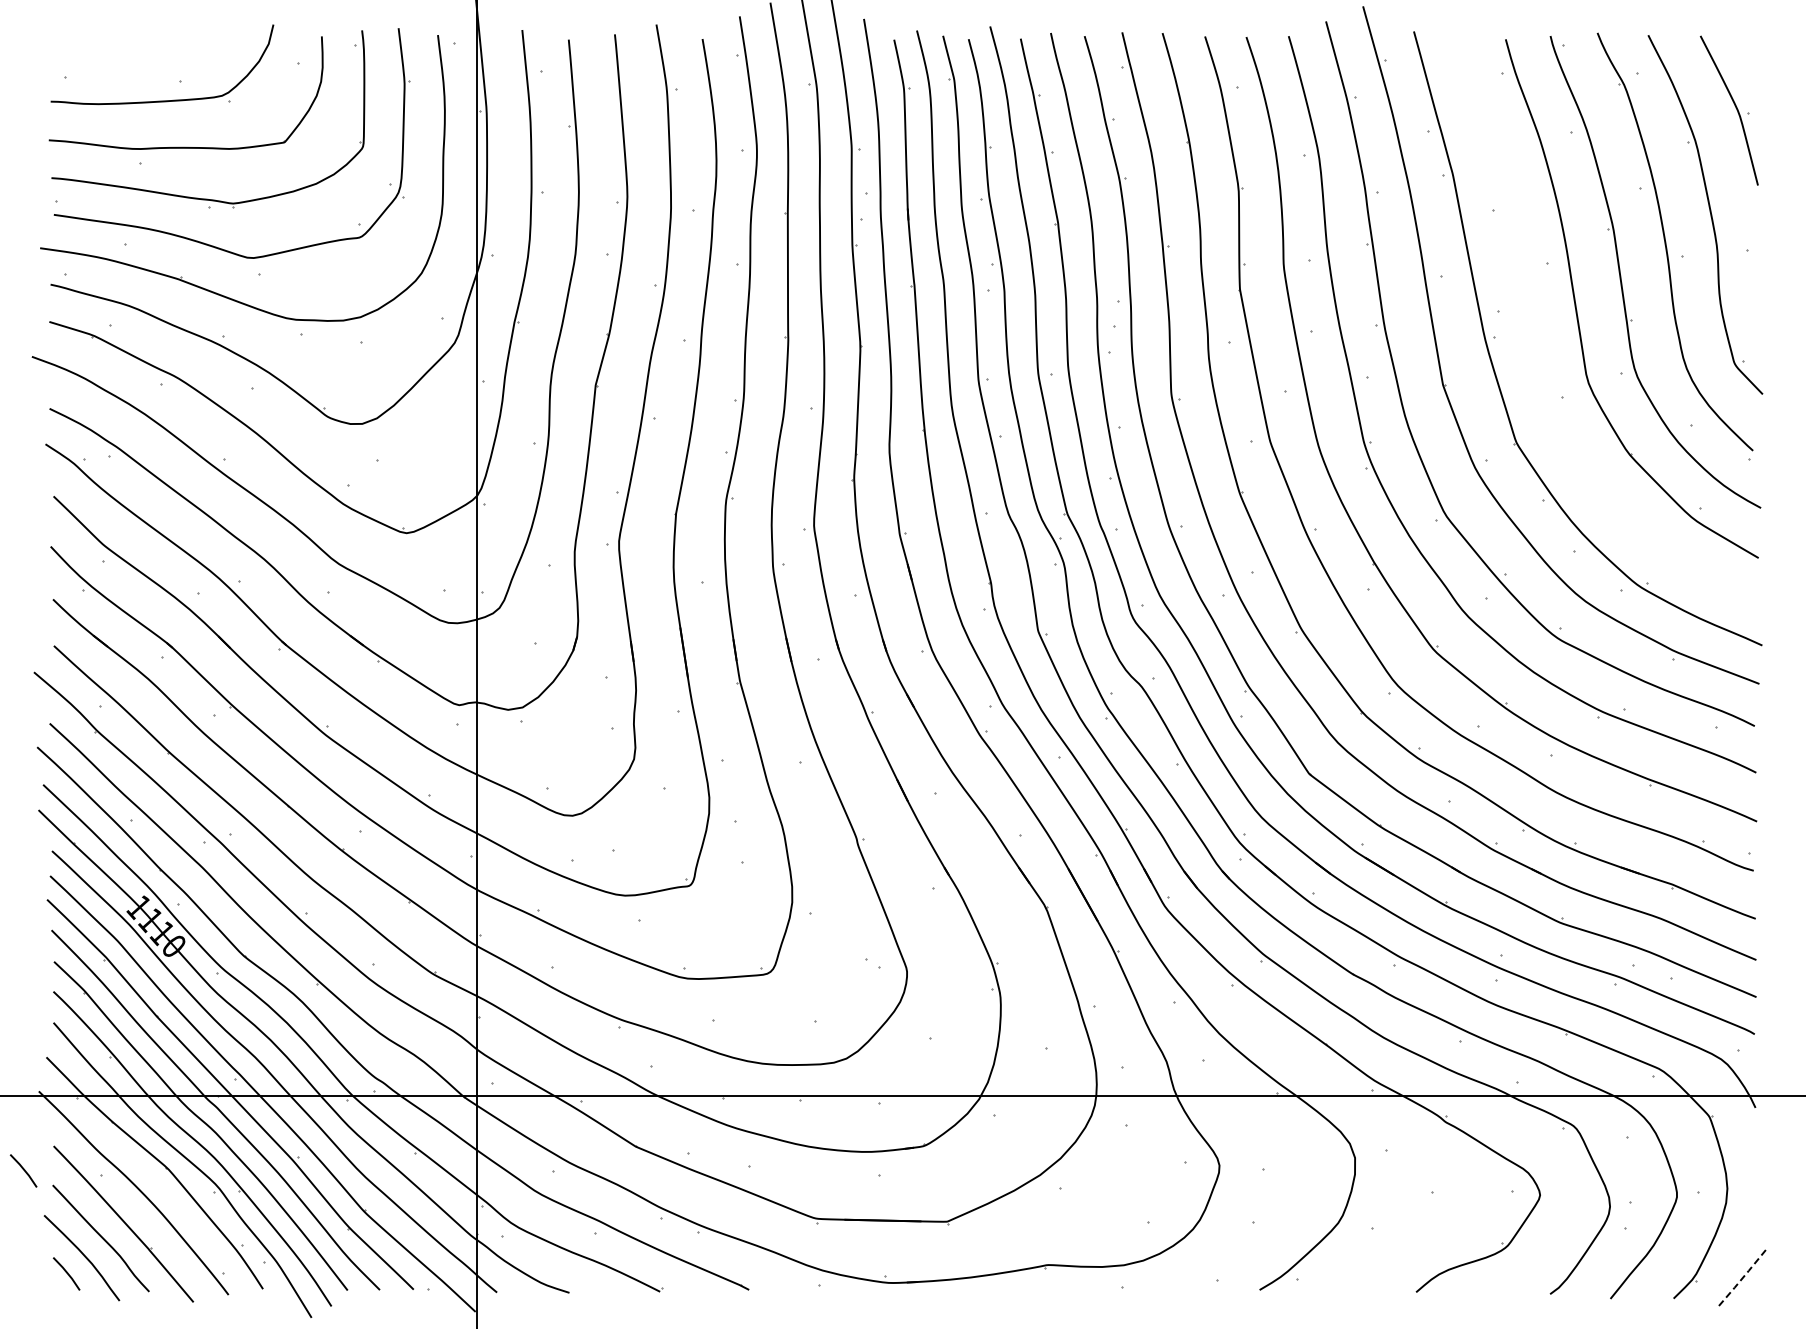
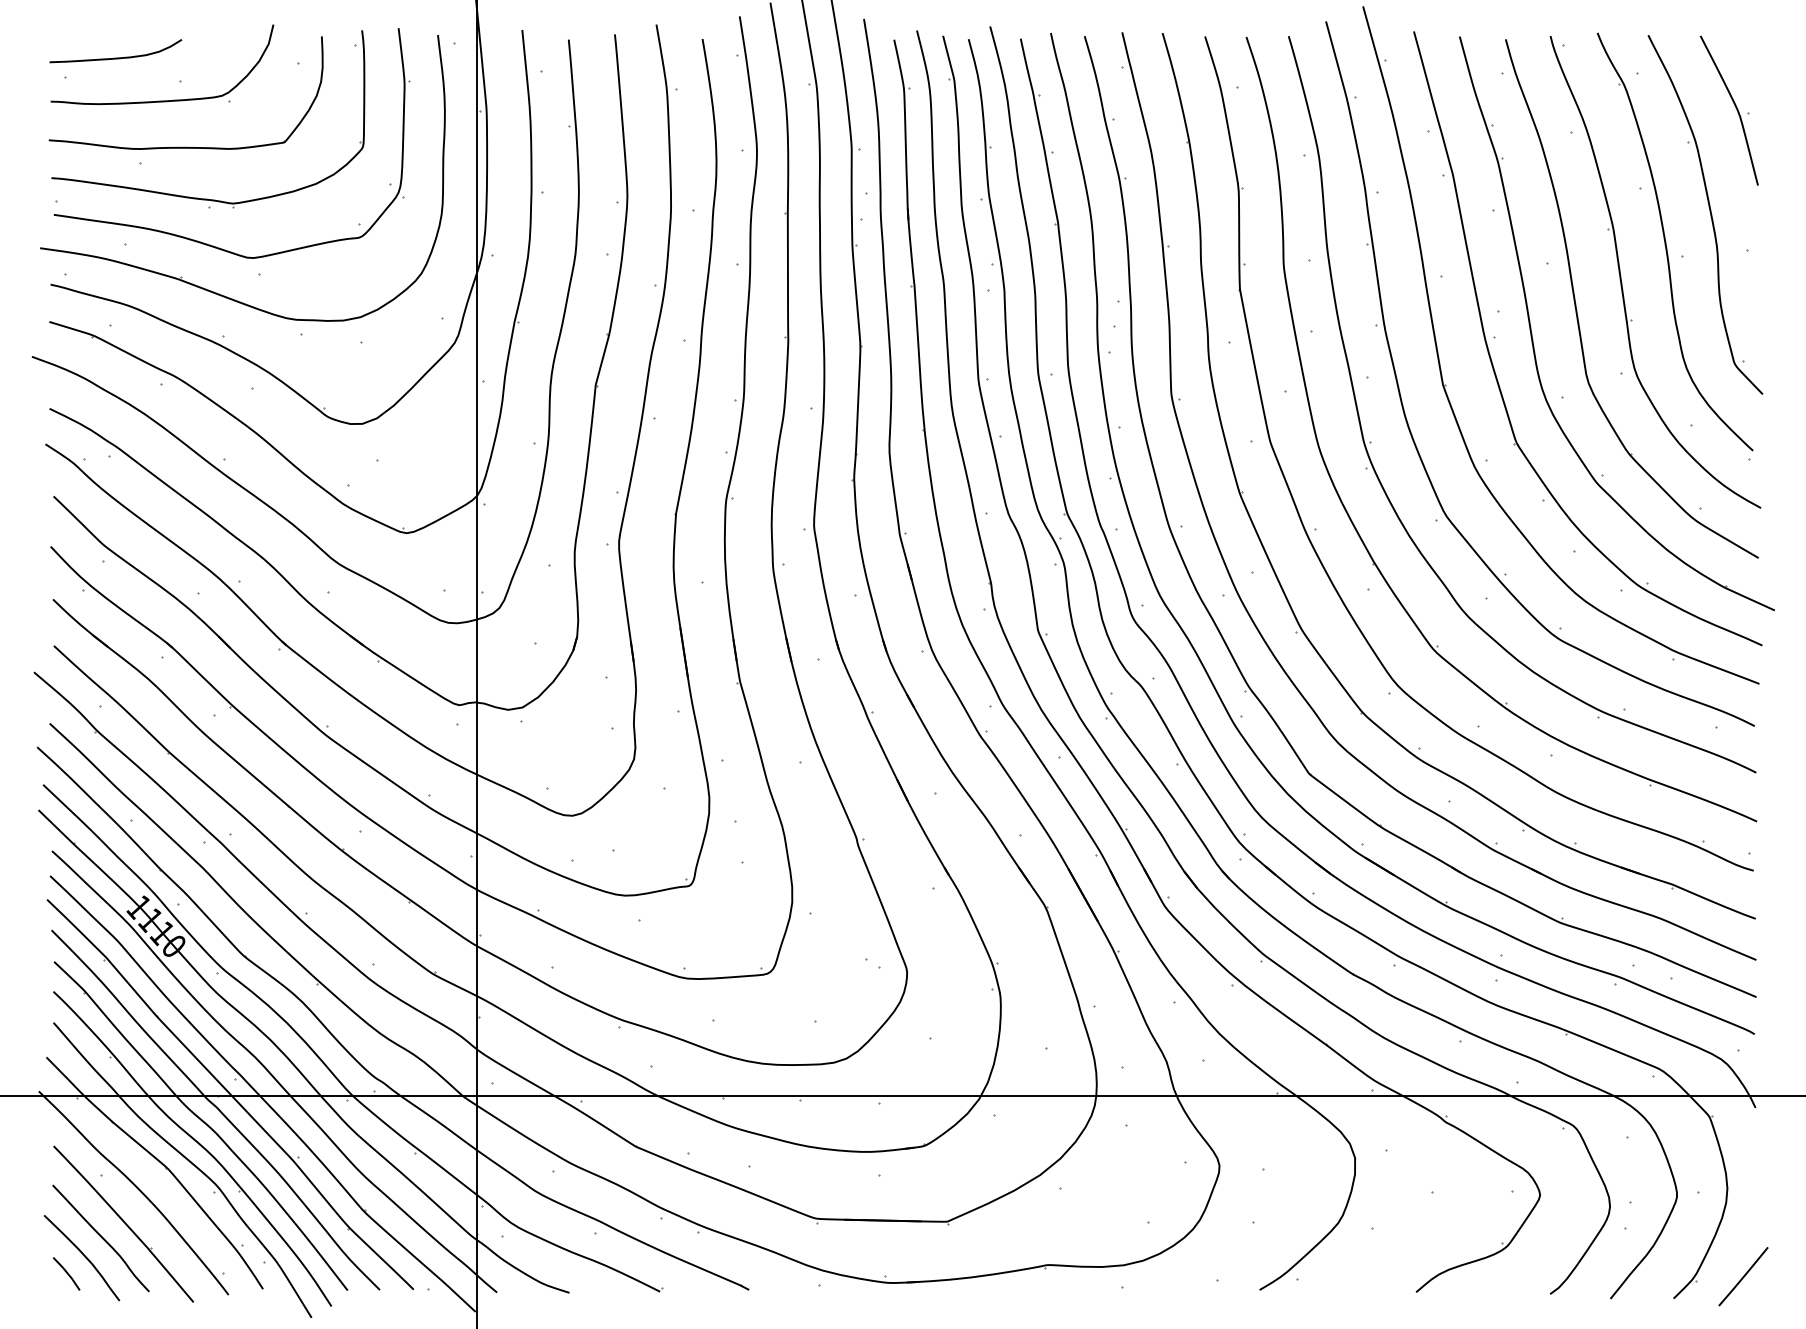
curve: none -> present (115, 57)
part: none -> present (1533, 339)
line: present -> none (23, 1170)
line: dashed -> solid (1743, 1276)
